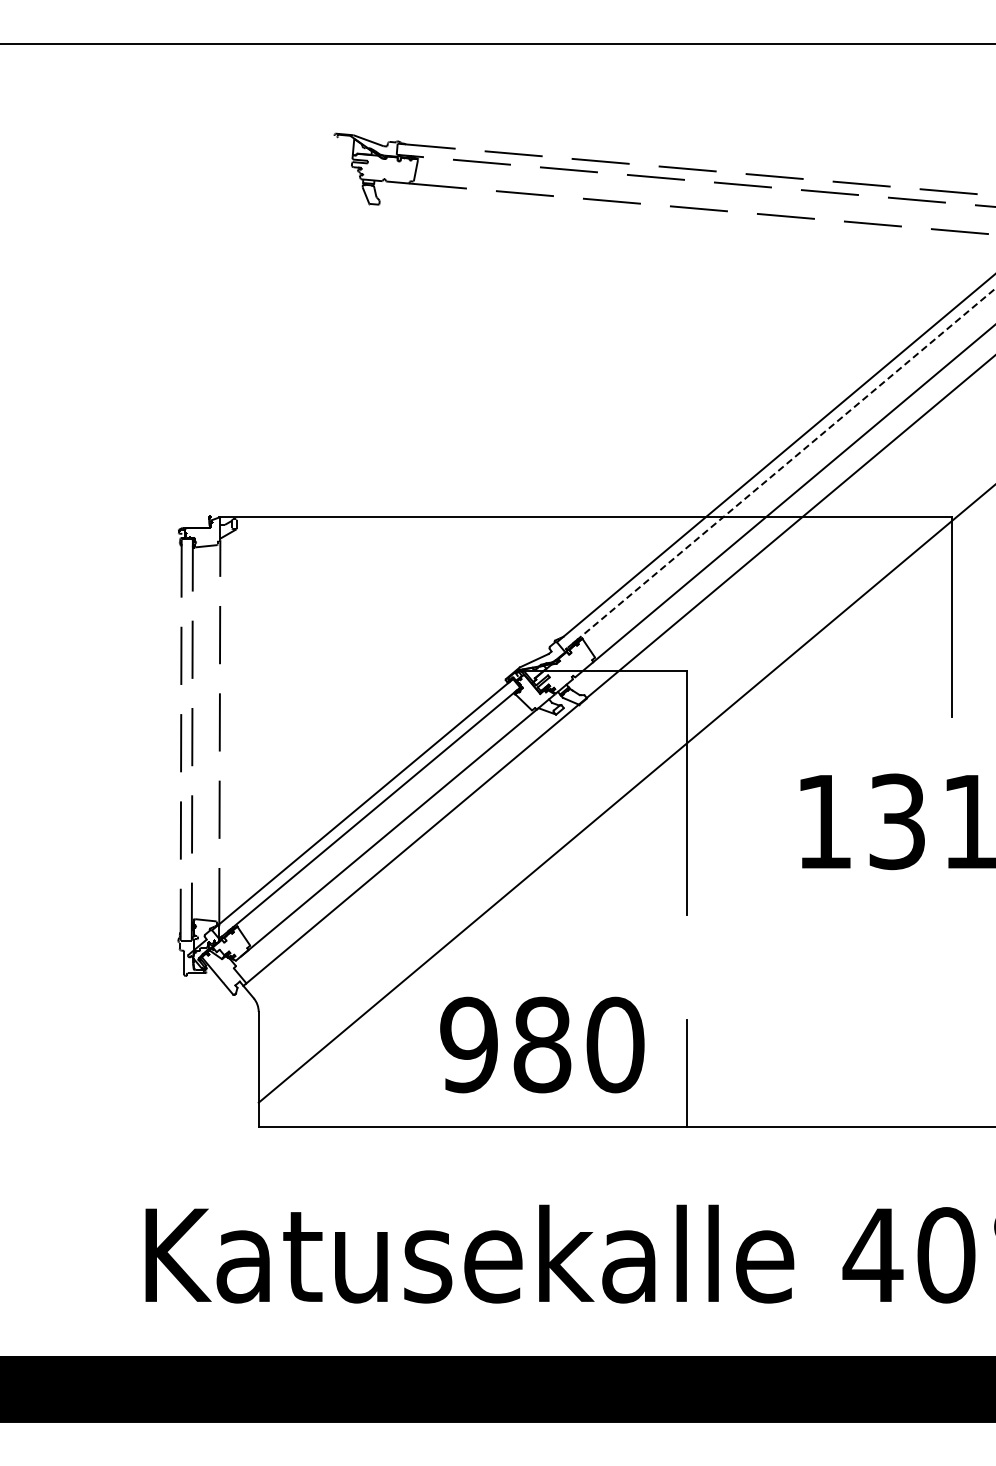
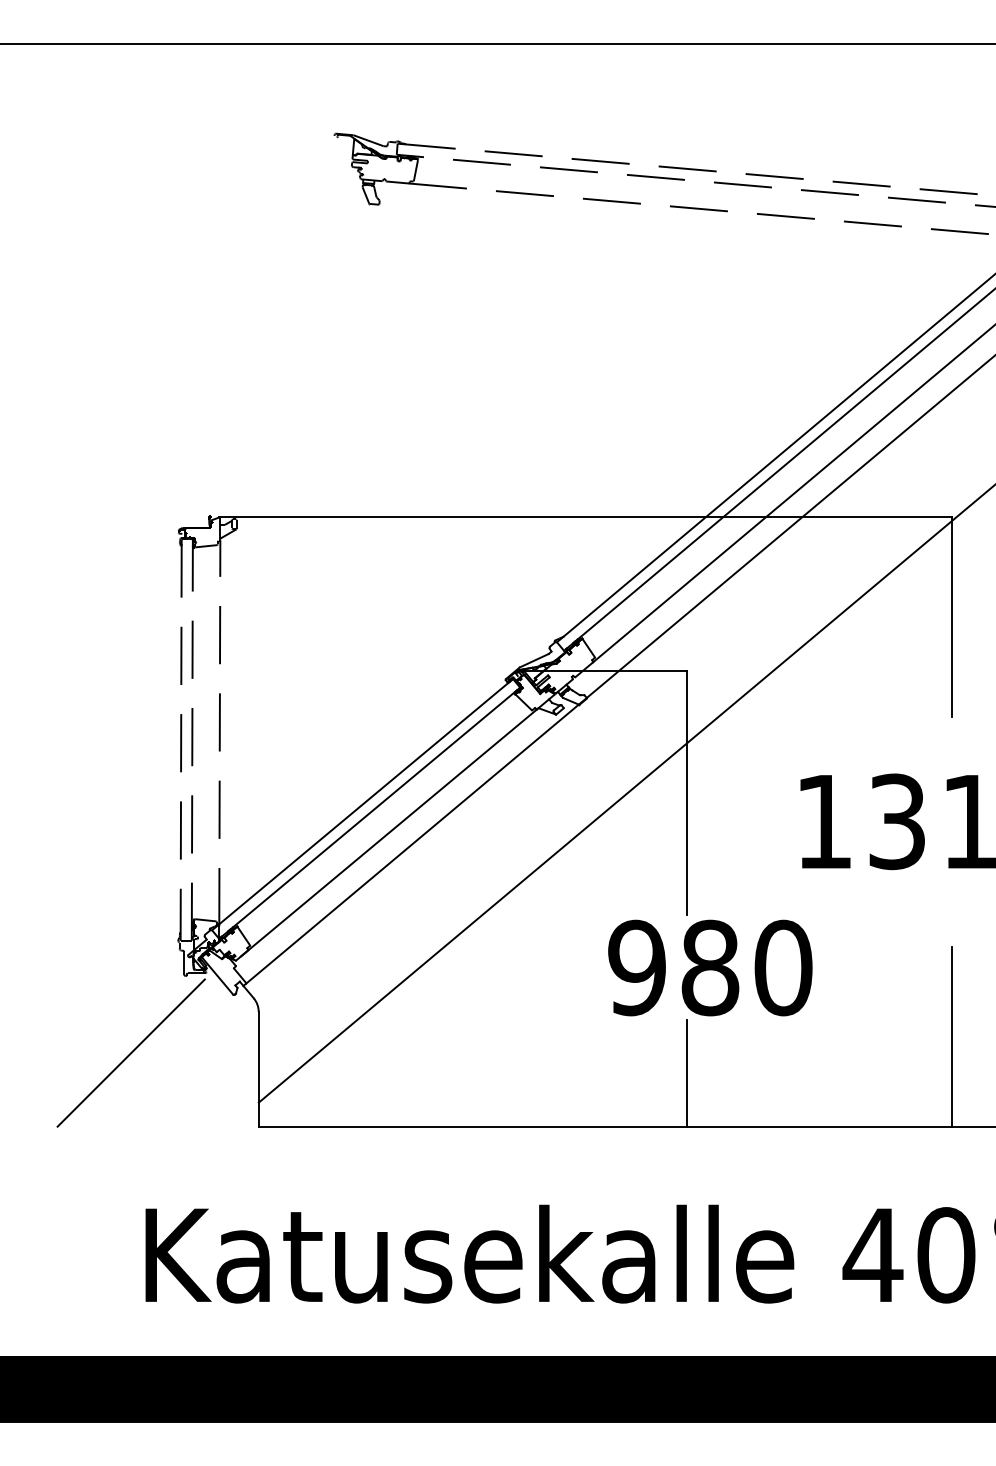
line: dashed -> solid (779, 469)
line: none -> present (951, 1036)
text position: (542, 1044) -> (710, 967) (710, 967)
line: none -> present (130, 1052)
